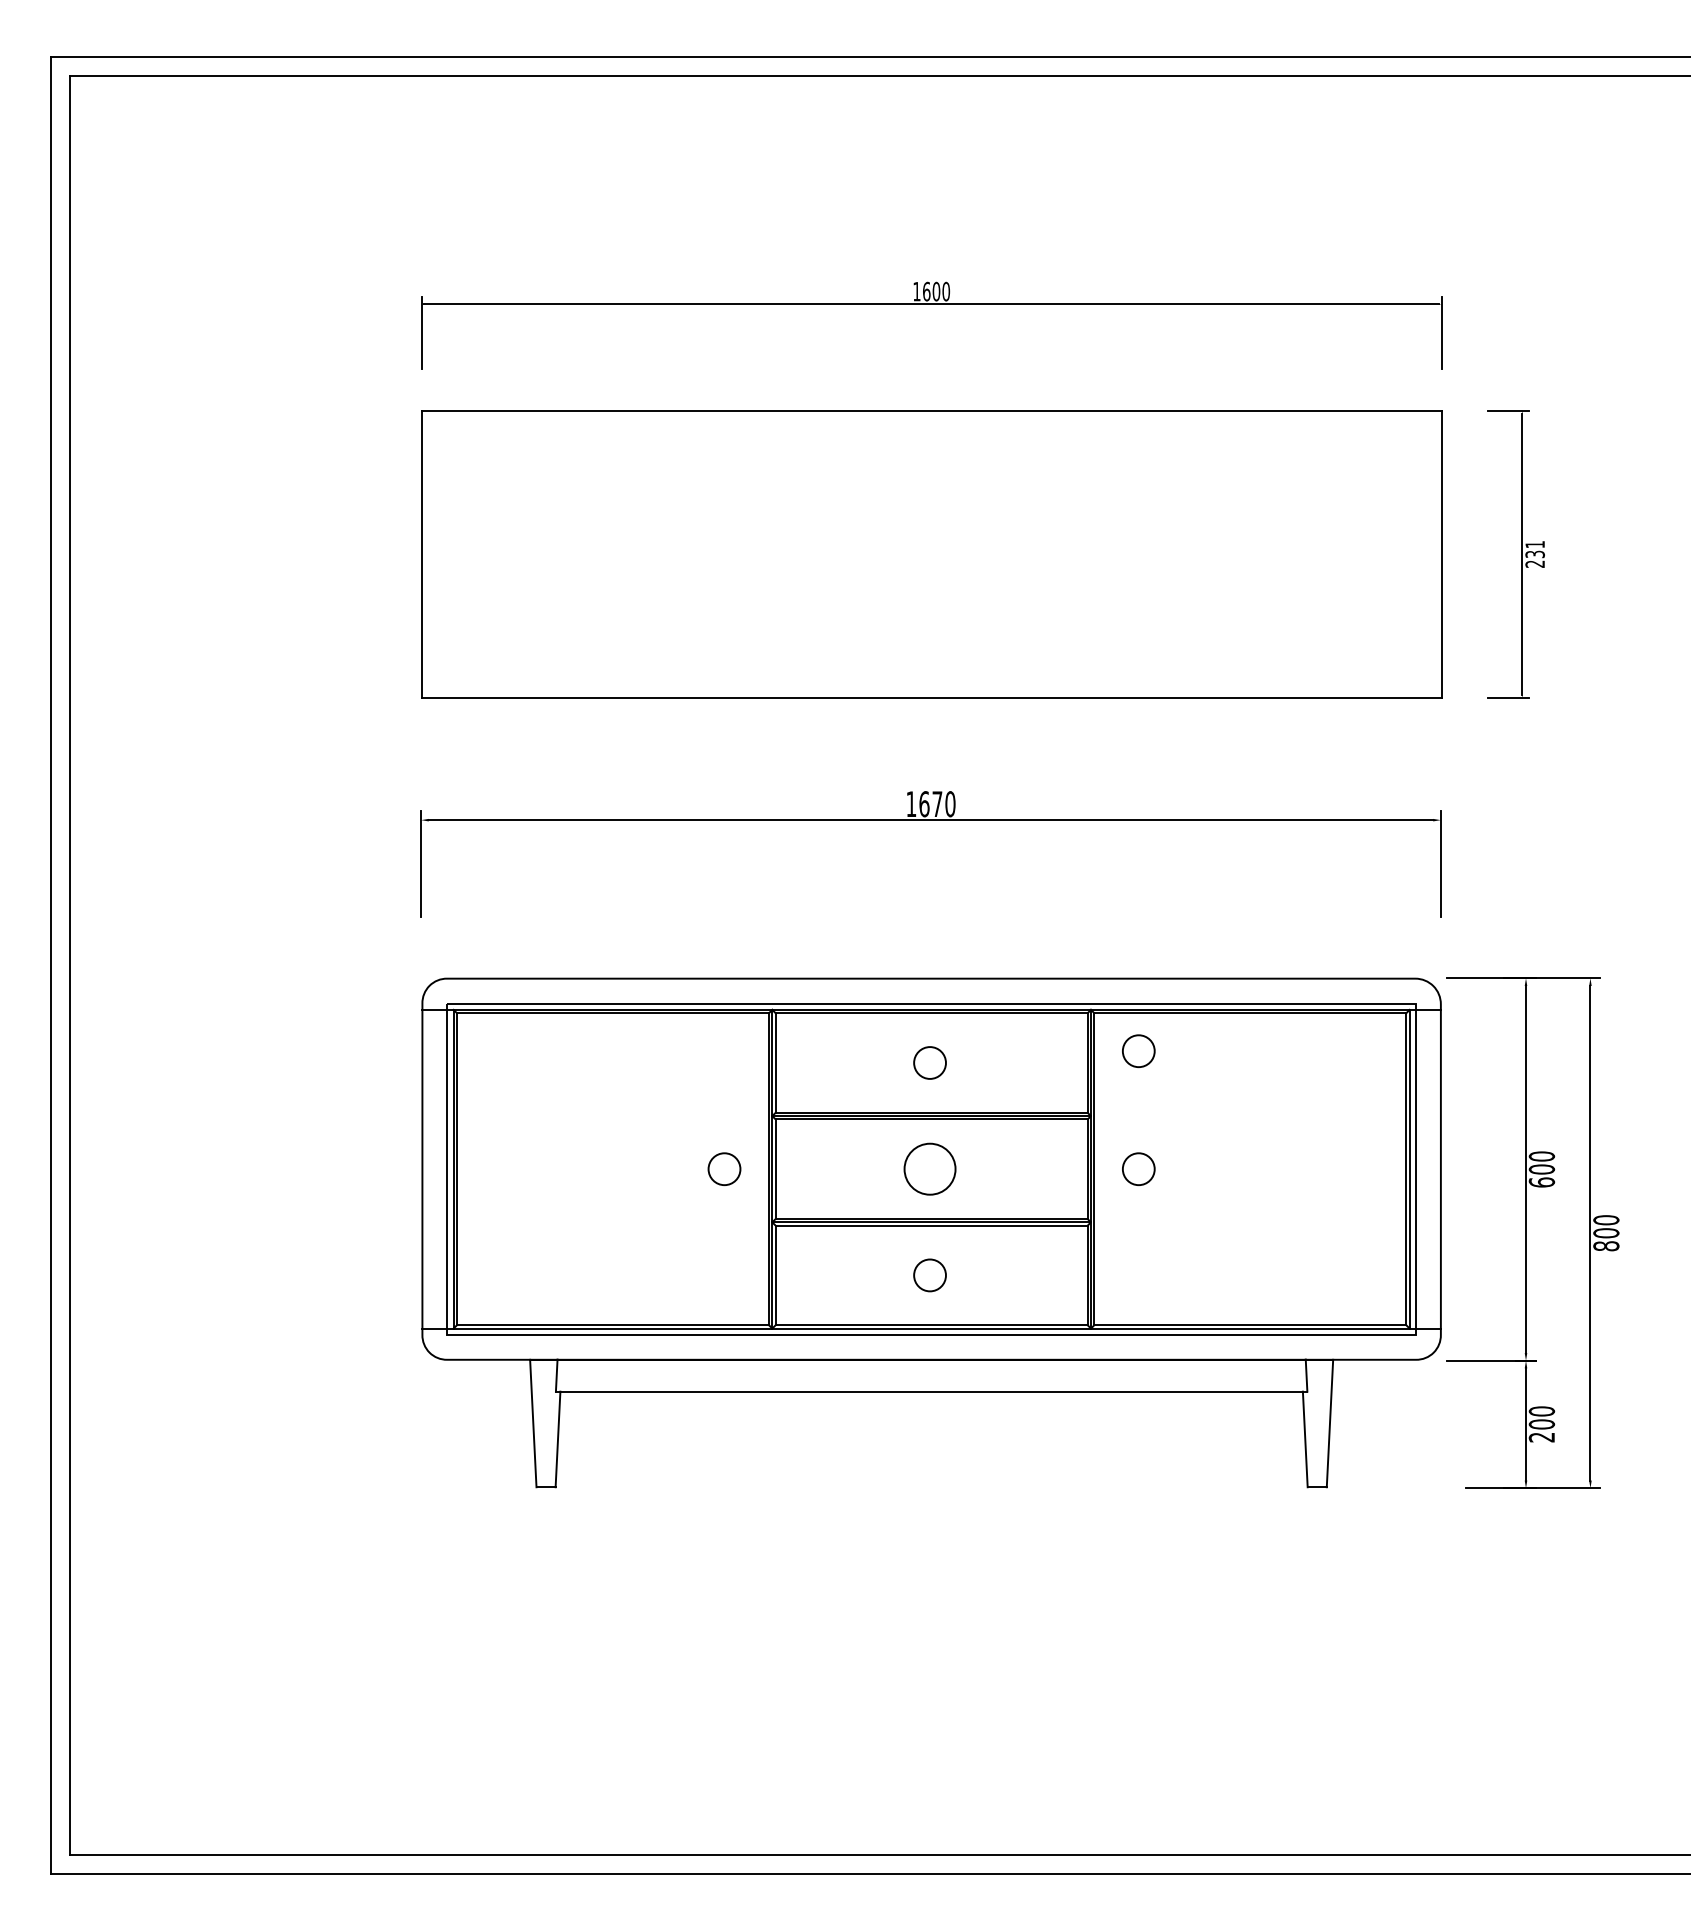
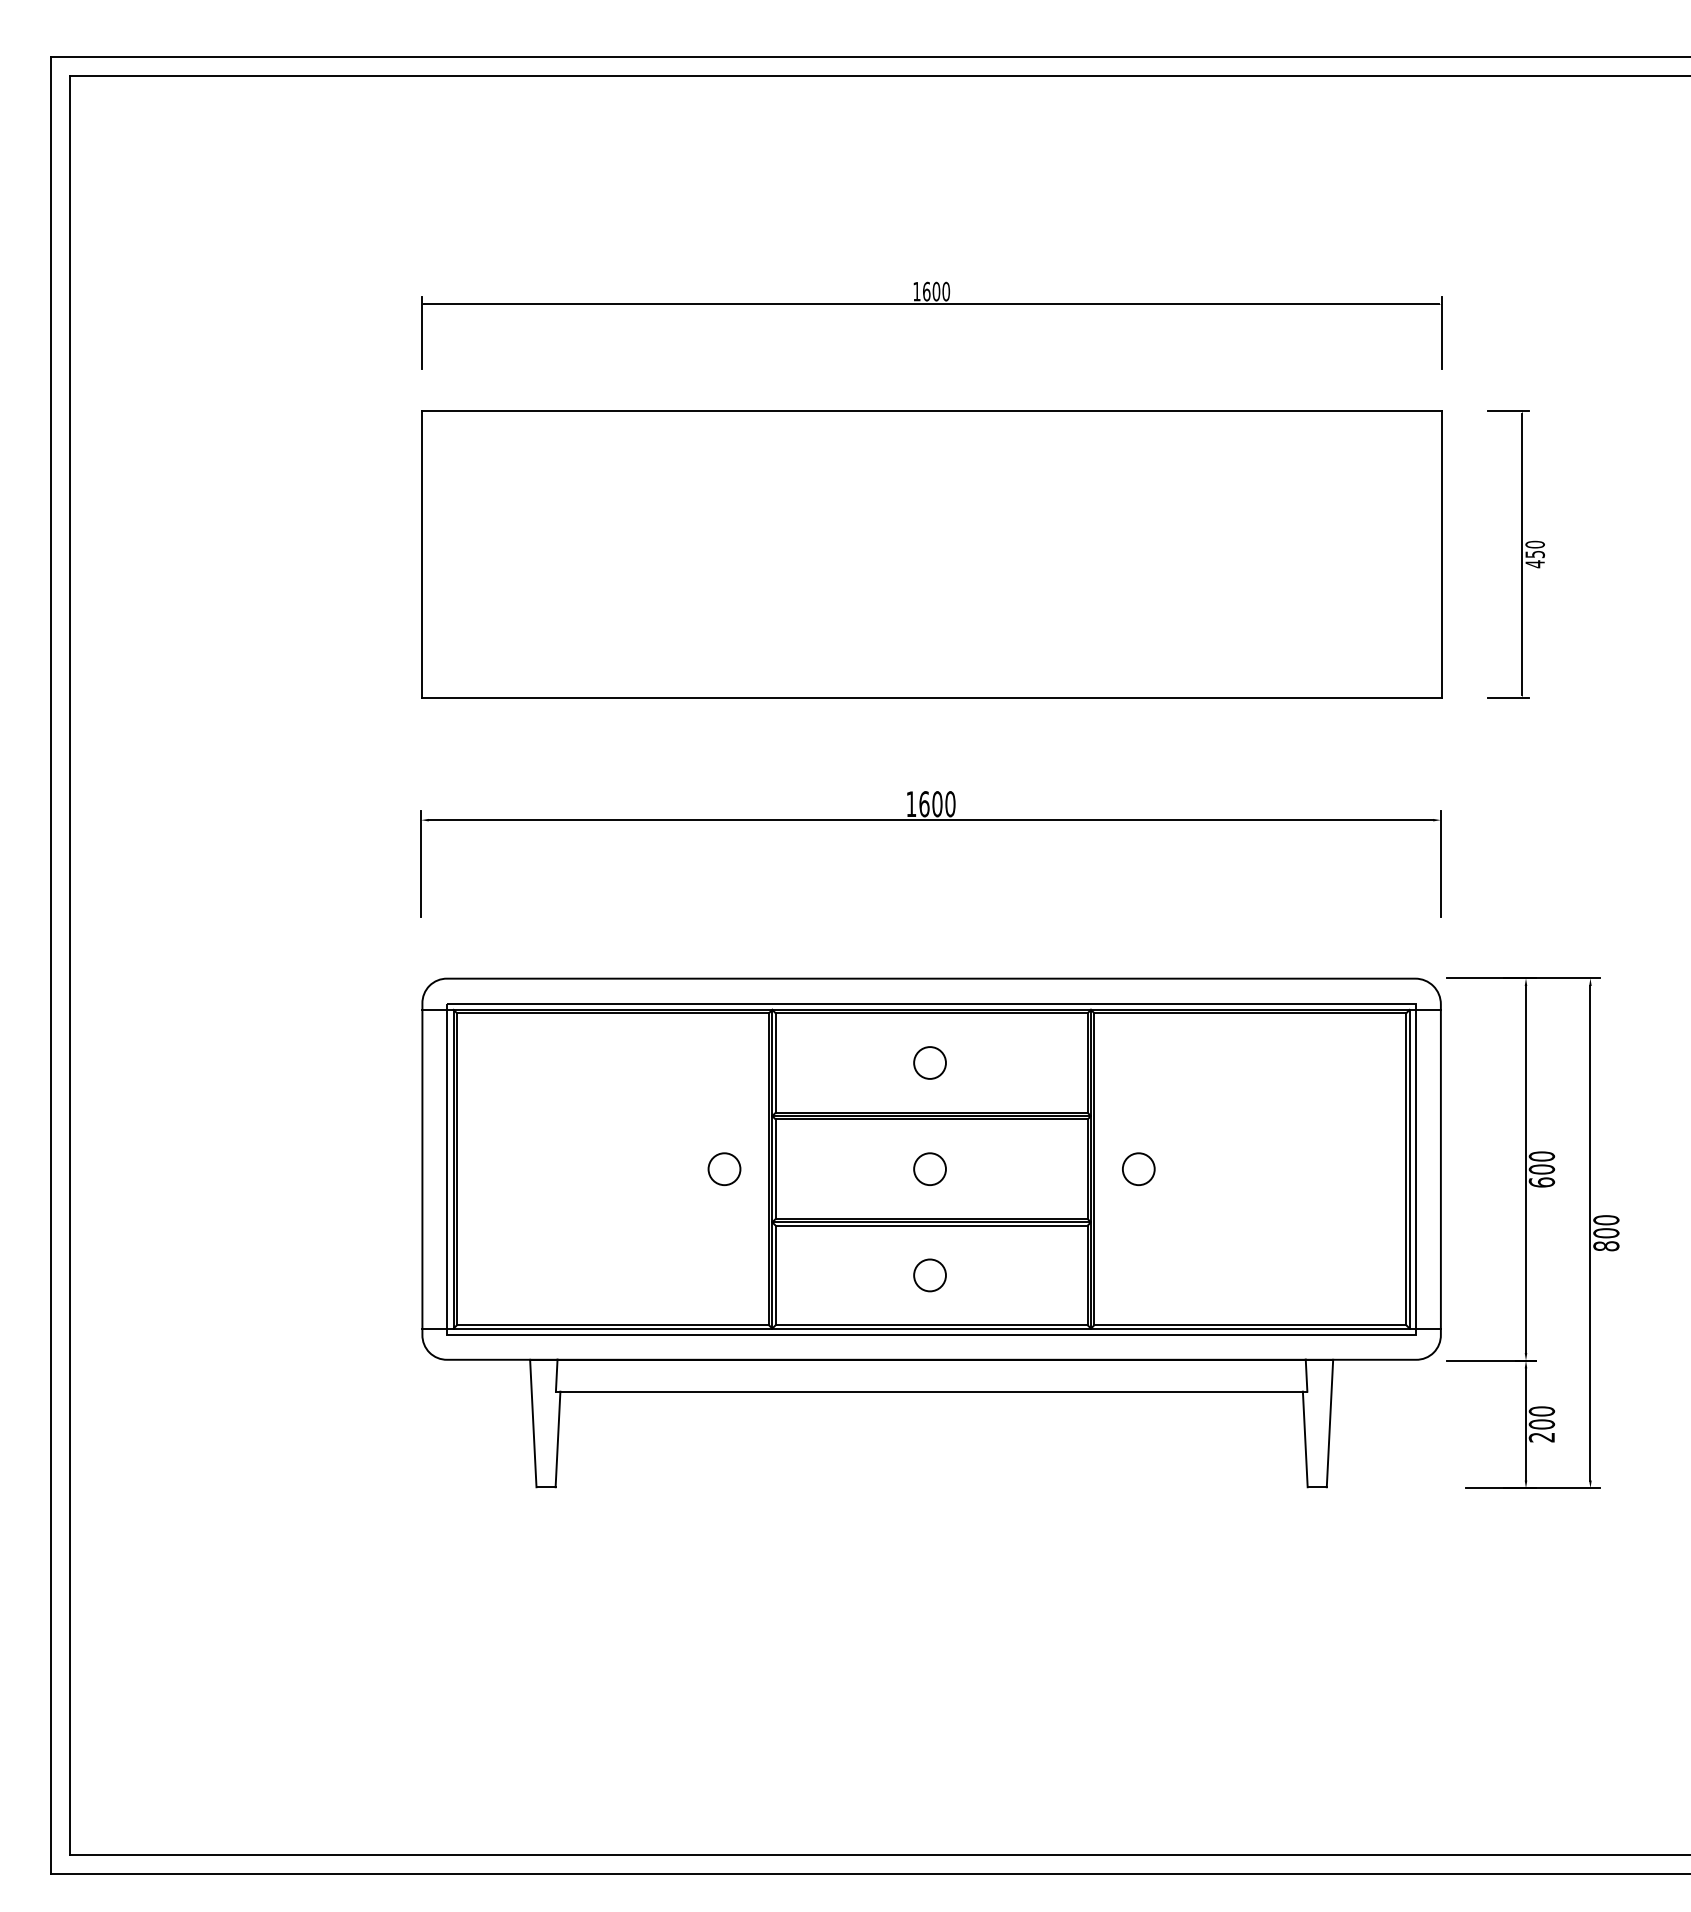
text: 231 -> 450 (1534, 554)
text: 1670 -> 1600 (937, 804)
circle: present -> none (1138, 1050)
circle diameter: 51 px -> 32 px (929, 1169)
